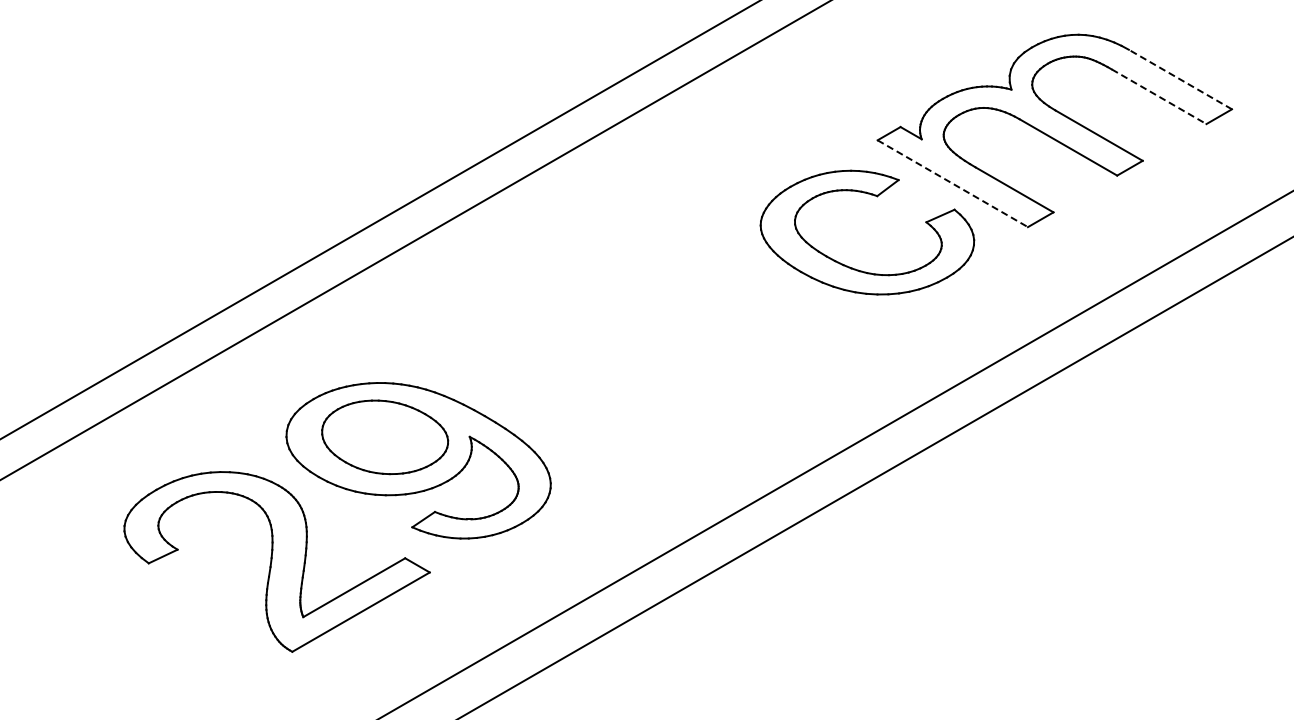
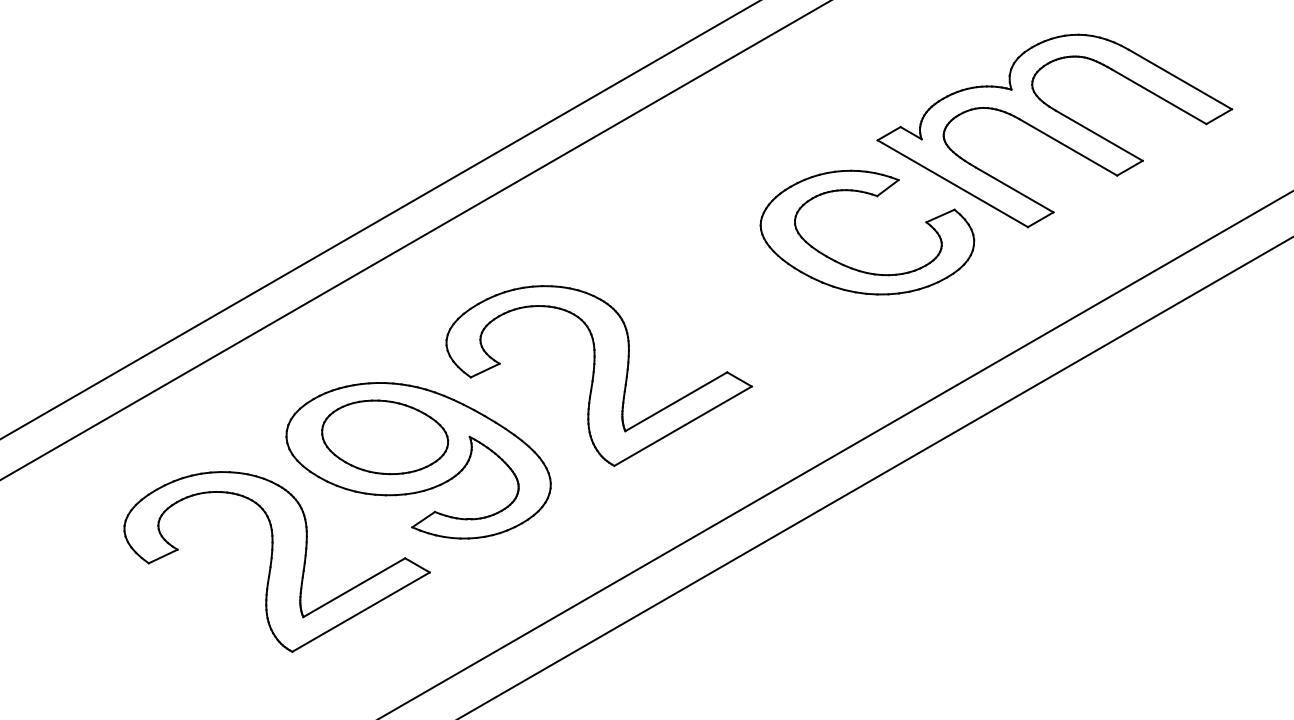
line: dashed -> solid (1180, 79)
line: dashed -> solid (1159, 96)
line: dashed -> solid (952, 183)
part: none -> present (598, 375)
